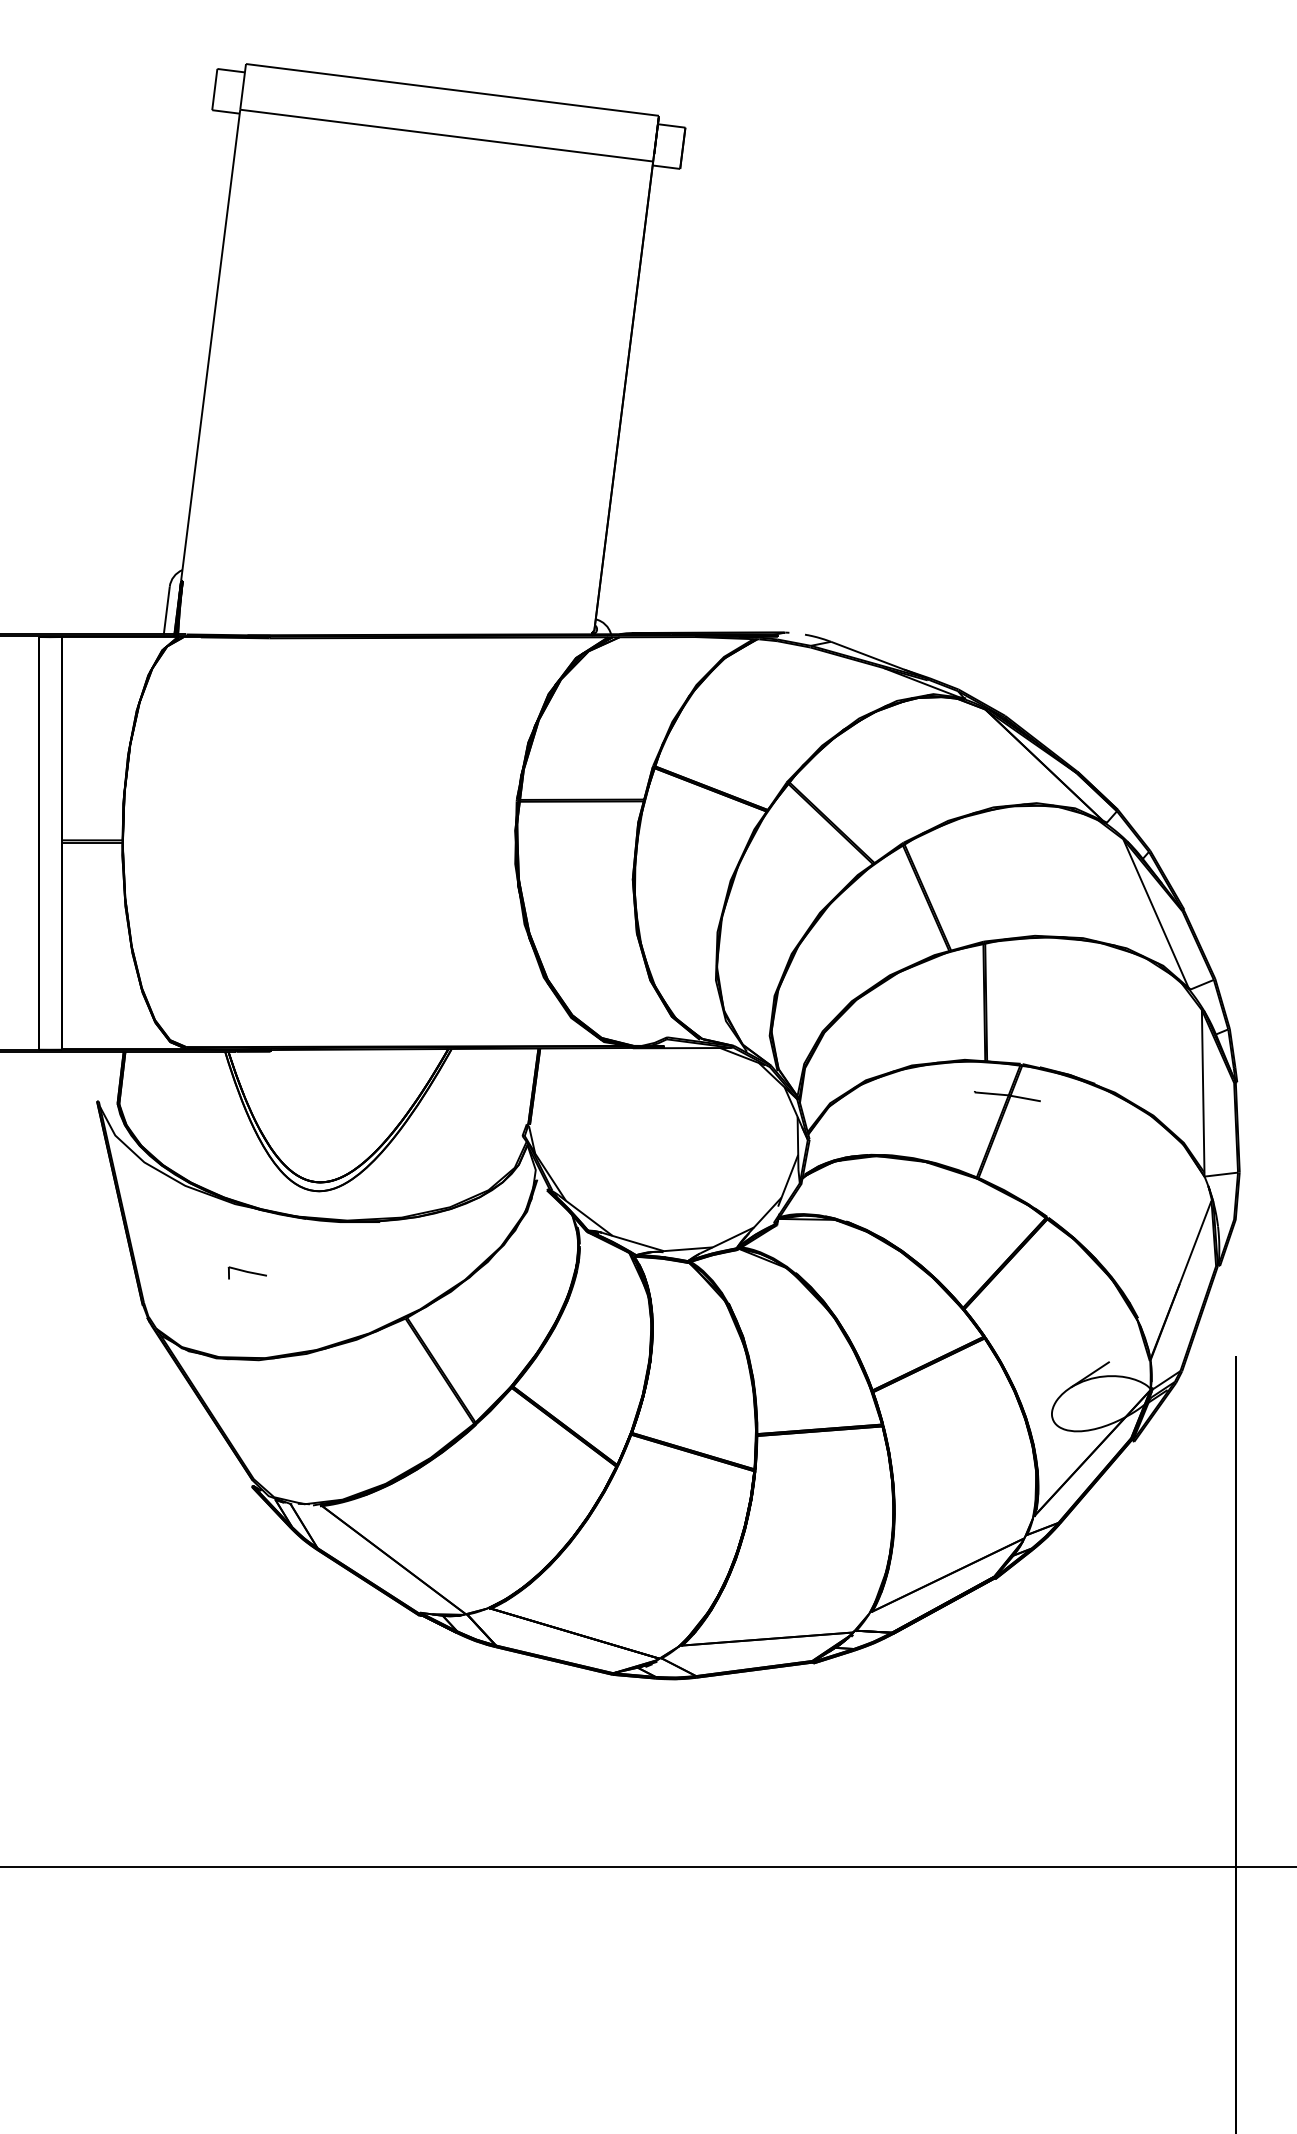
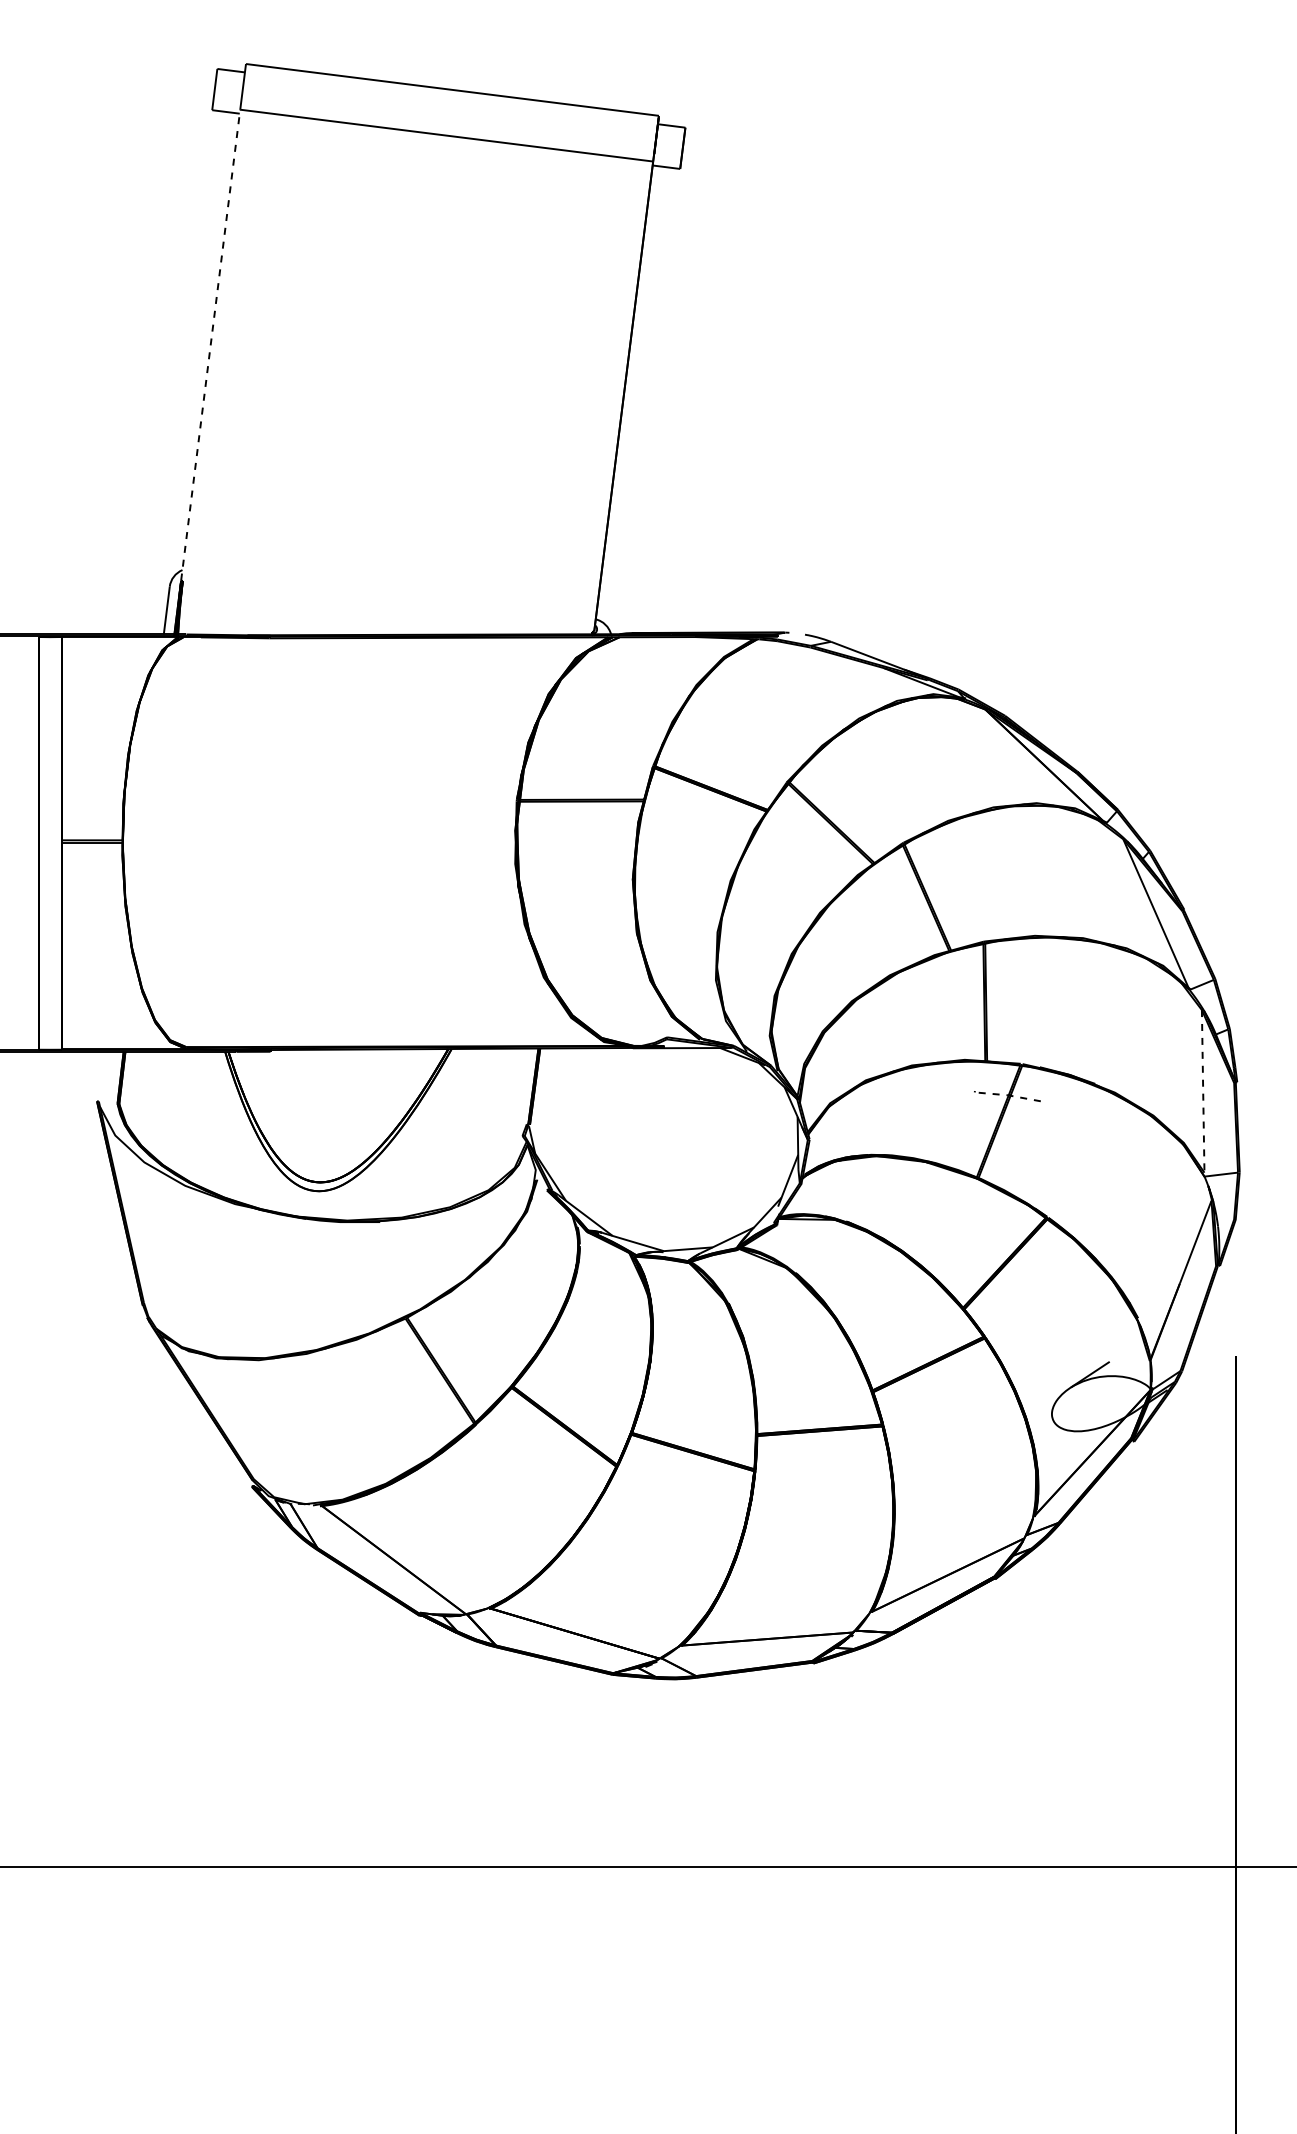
line: solid -> dashed (210, 344)
line: solid -> dashed (1203, 1093)
line: solid -> dashed (1007, 1095)
part: present -> none (246, 1272)
